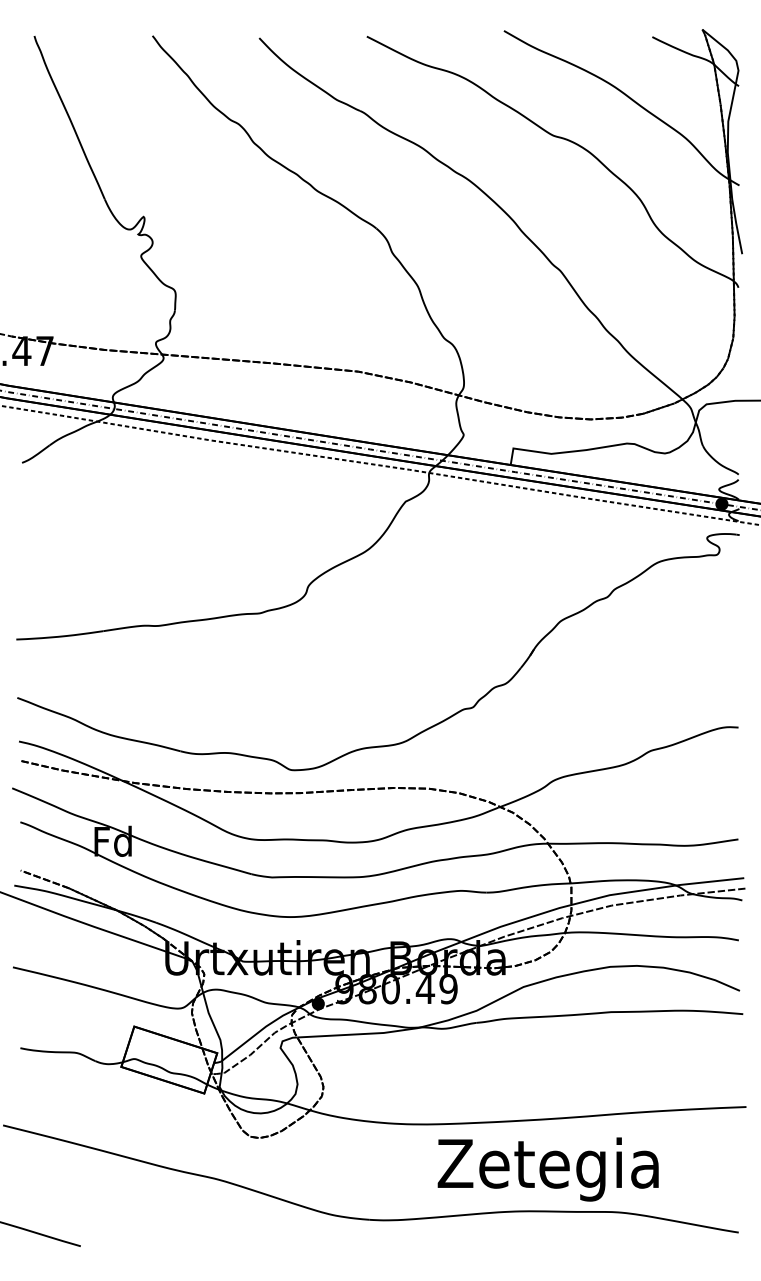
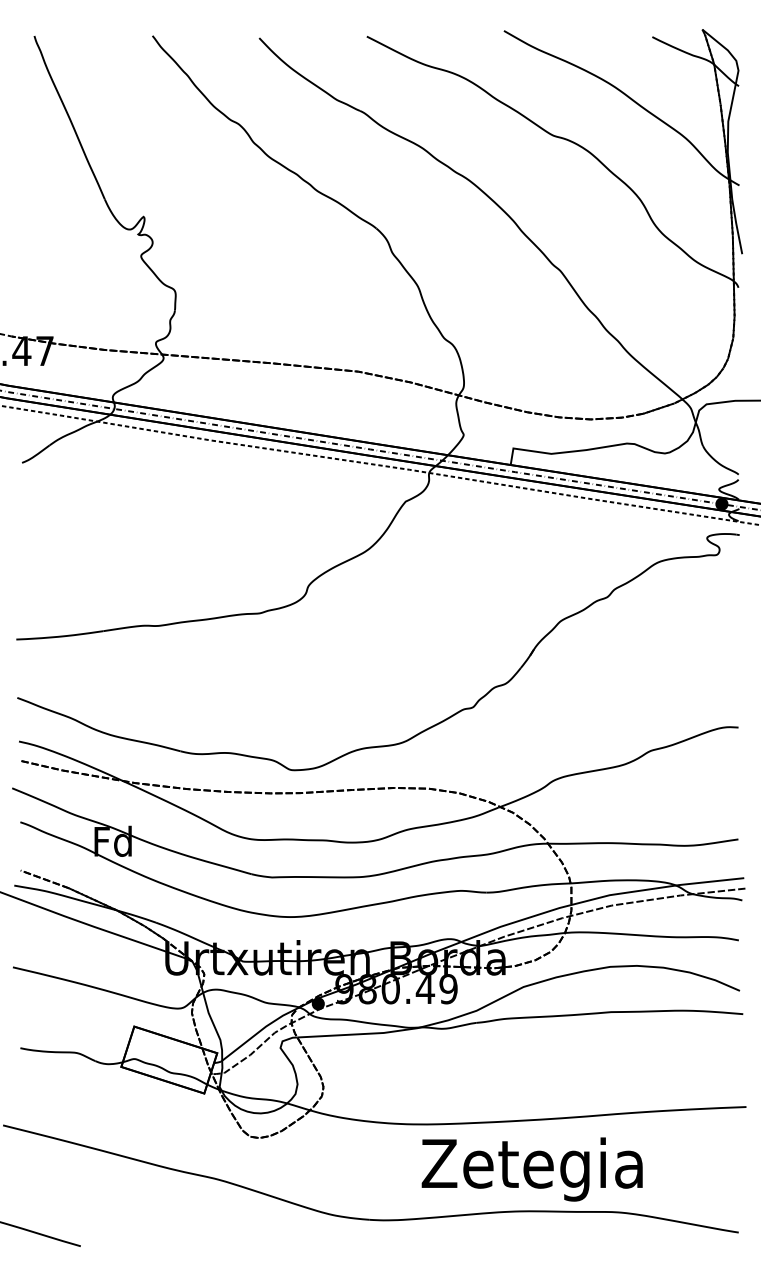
text position: (547, 1169) -> (531, 1169) (531, 1169)
